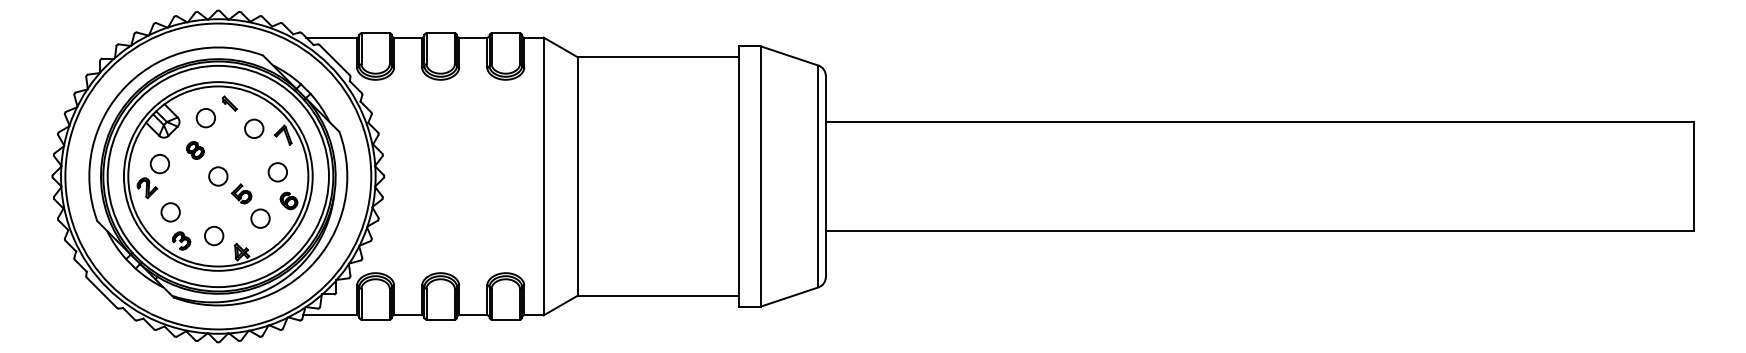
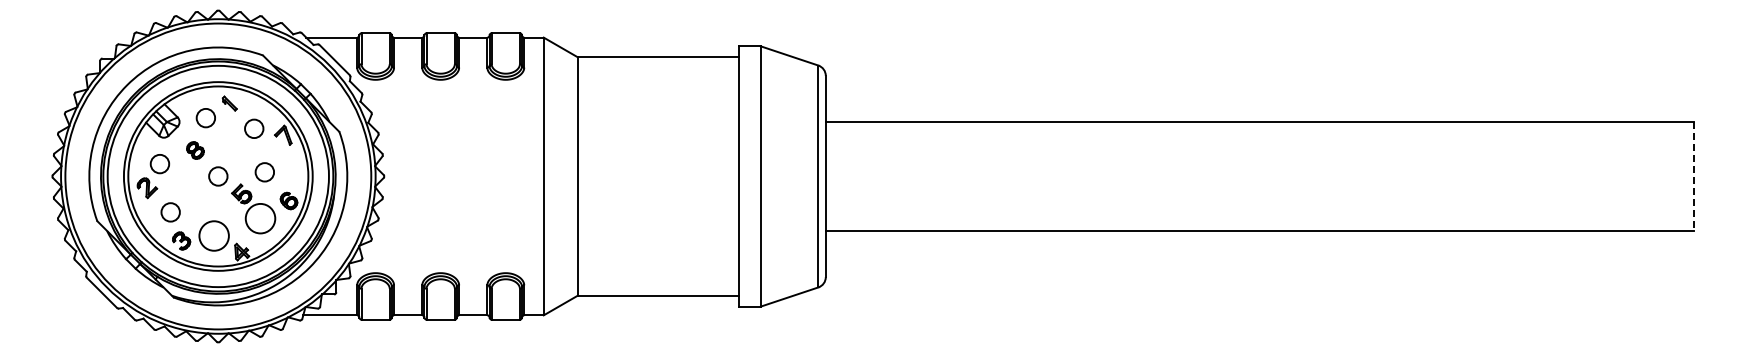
circle position: (277, 172) -> (264, 172) (264, 172)
line: solid -> dashed (1693, 176)
circle diameter: 18 px -> 30 px (260, 218)
circle diameter: 18 px -> 30 px (213, 235)
